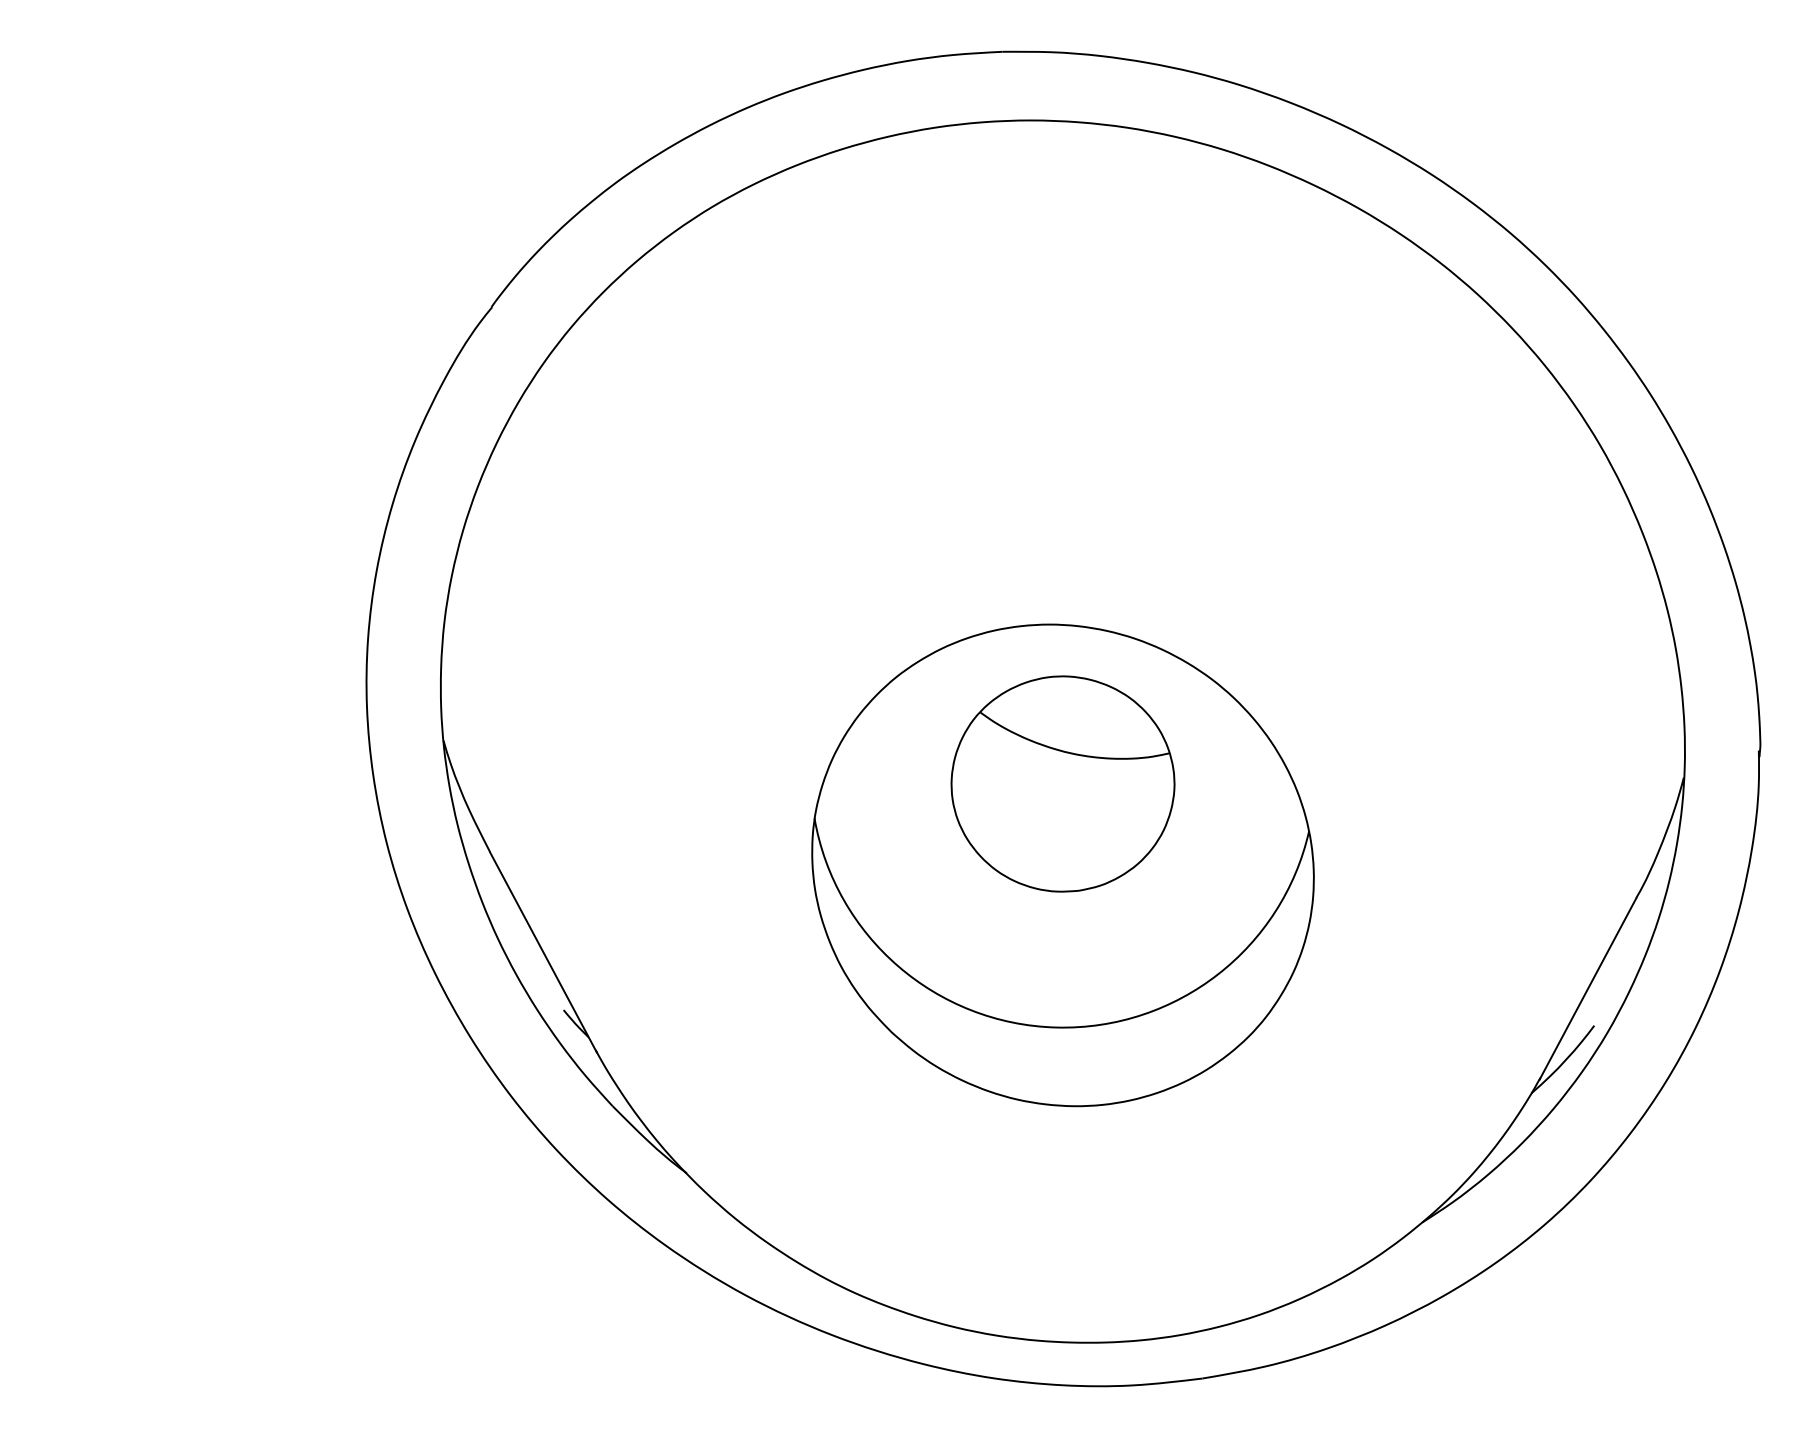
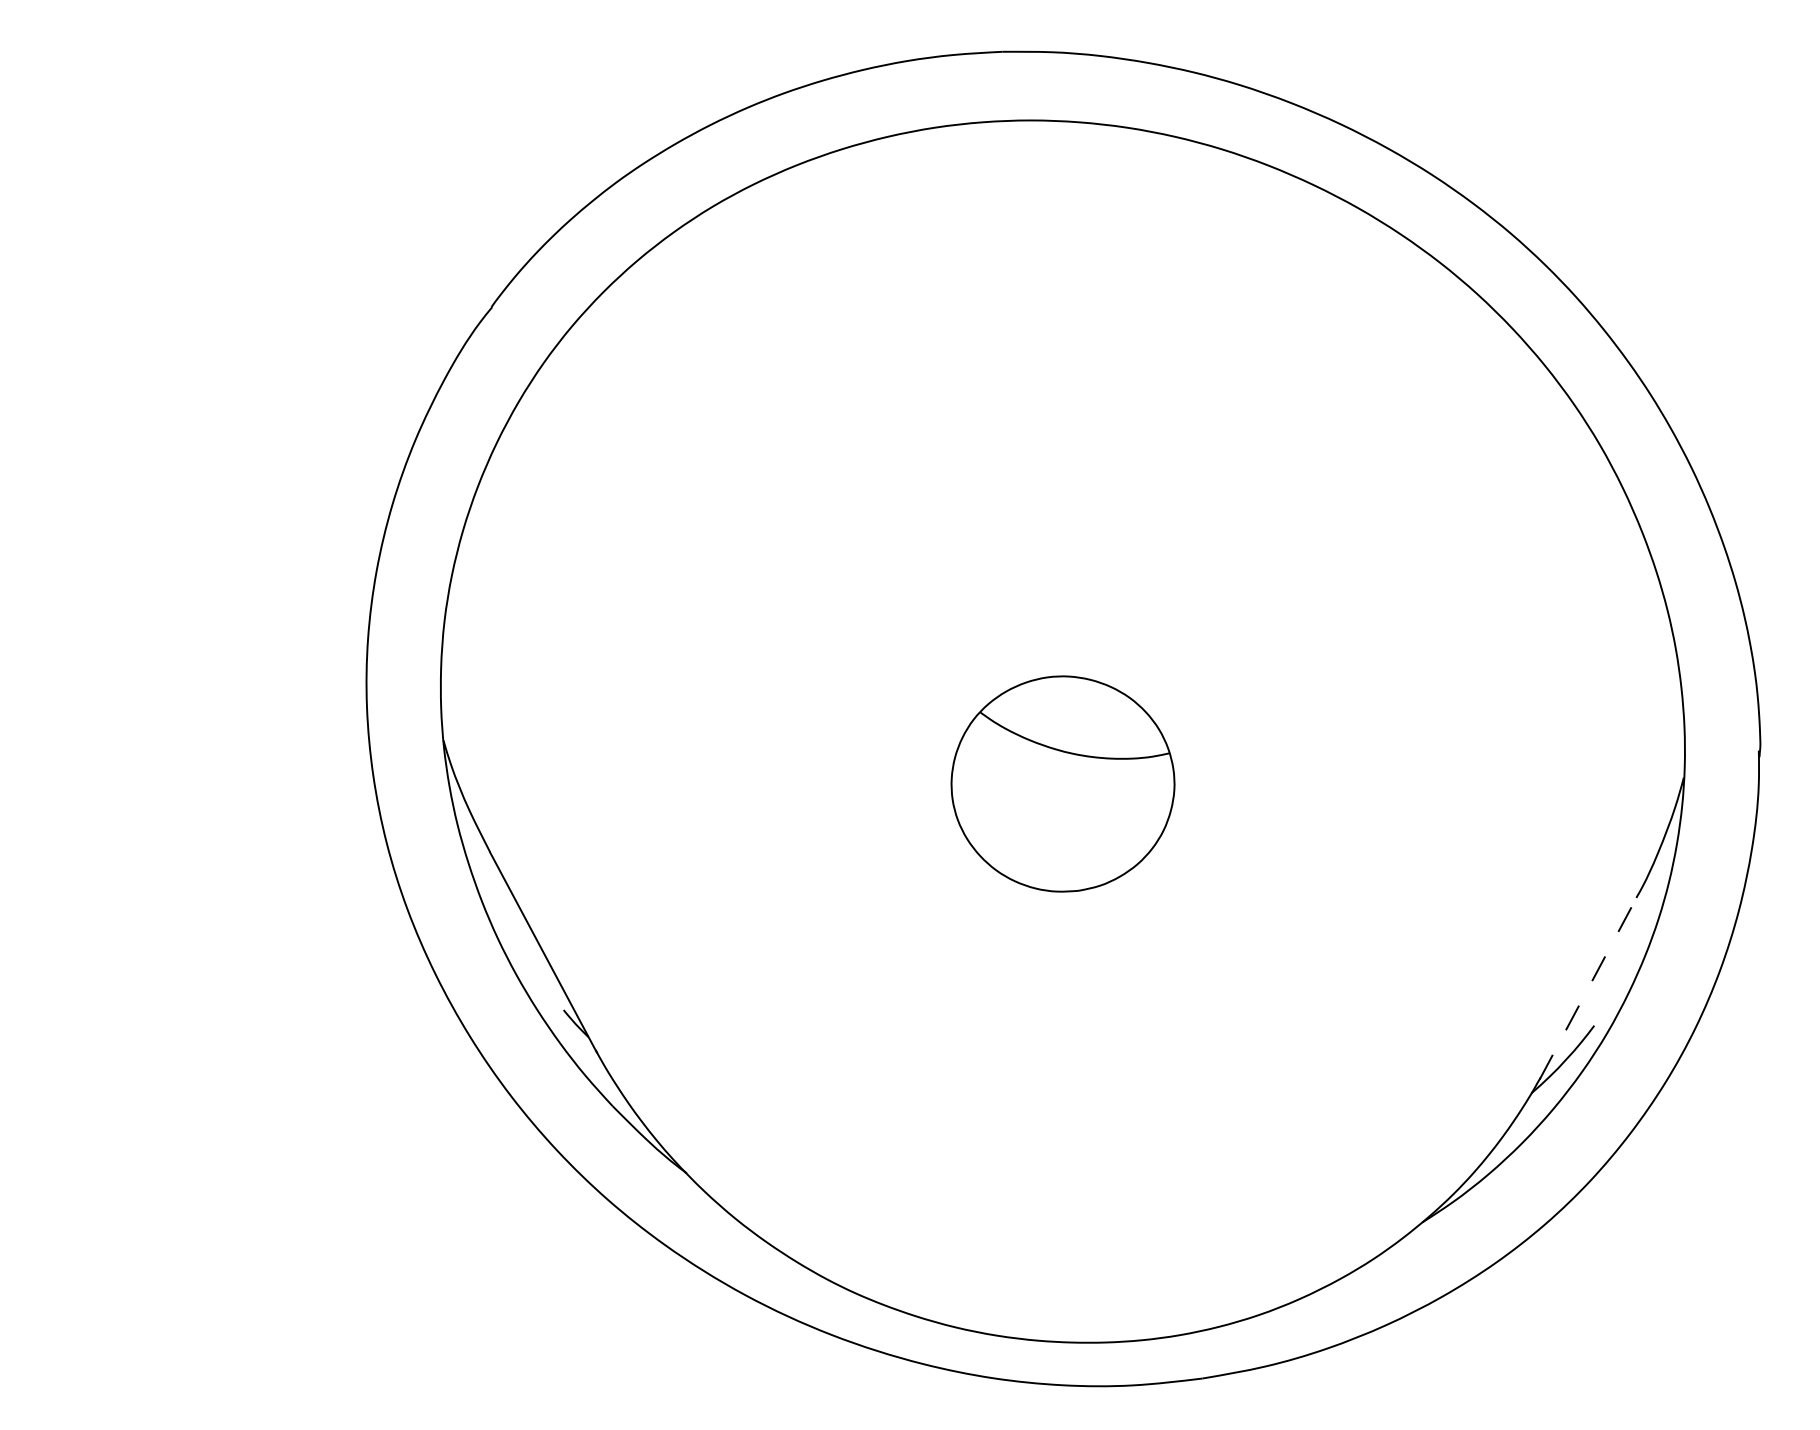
part: present -> none (1062, 865)
line: solid -> dashed (1588, 988)
